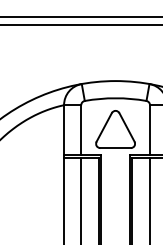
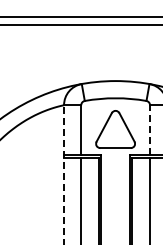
line: solid -> dashed (150, 130)
line: solid -> dashed (64, 174)
